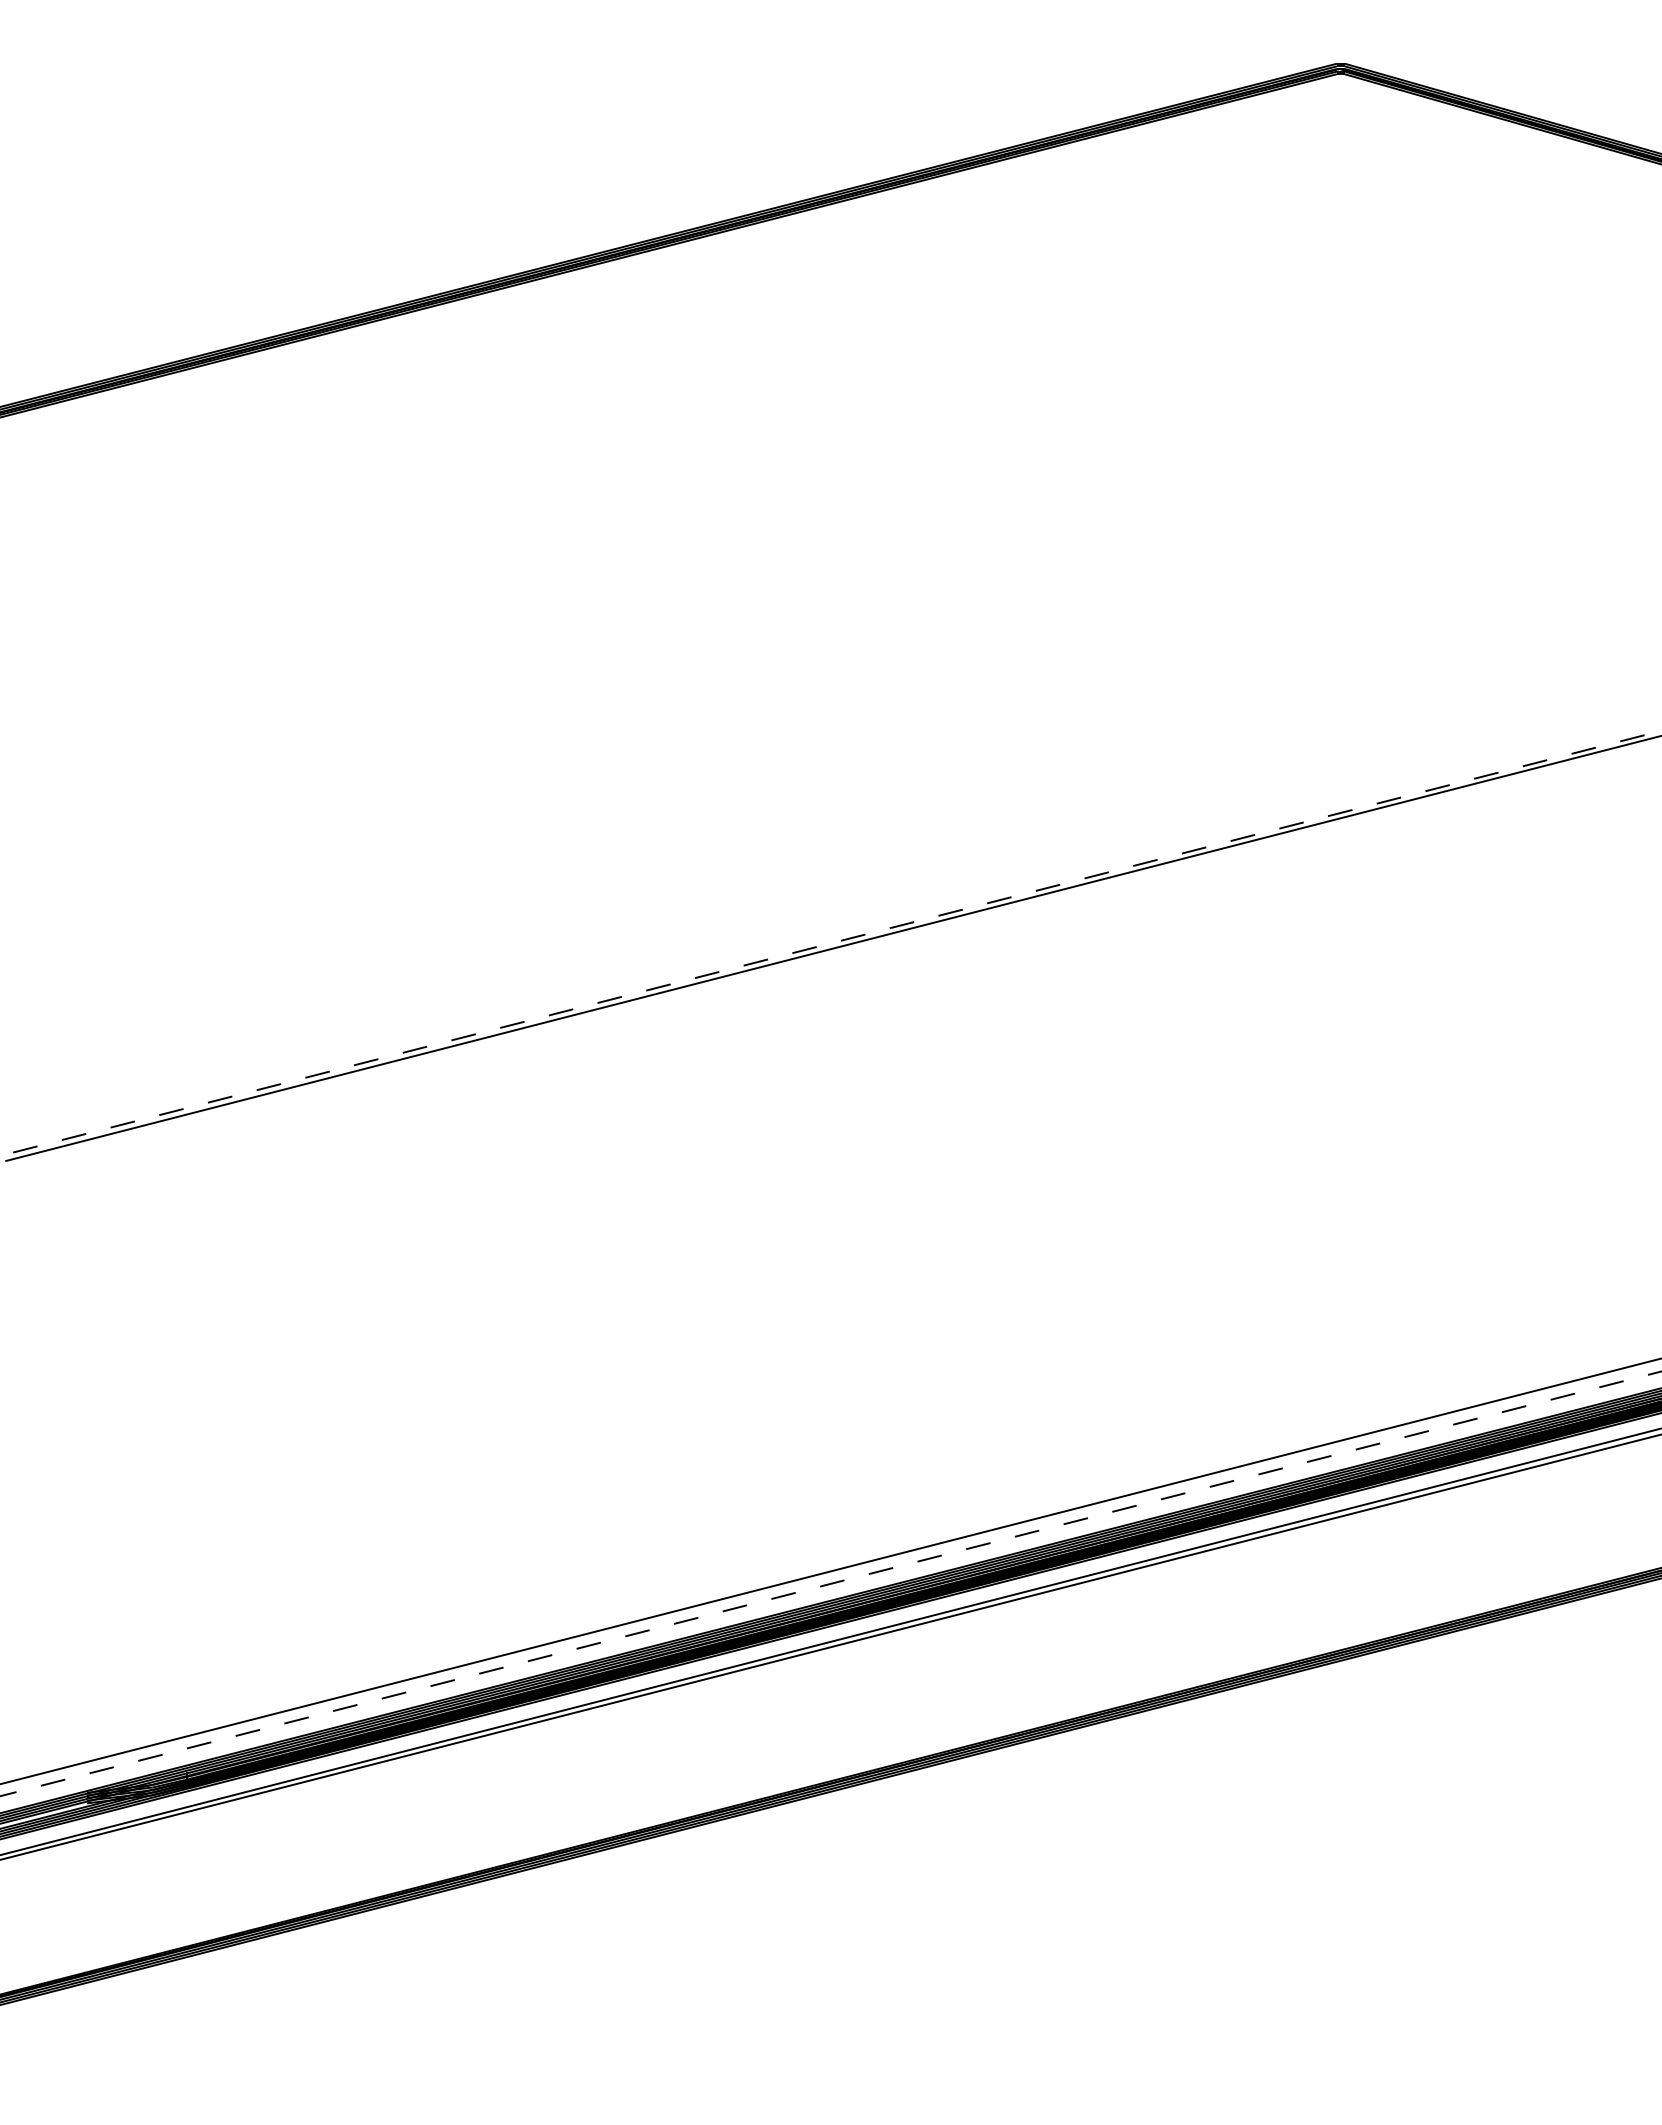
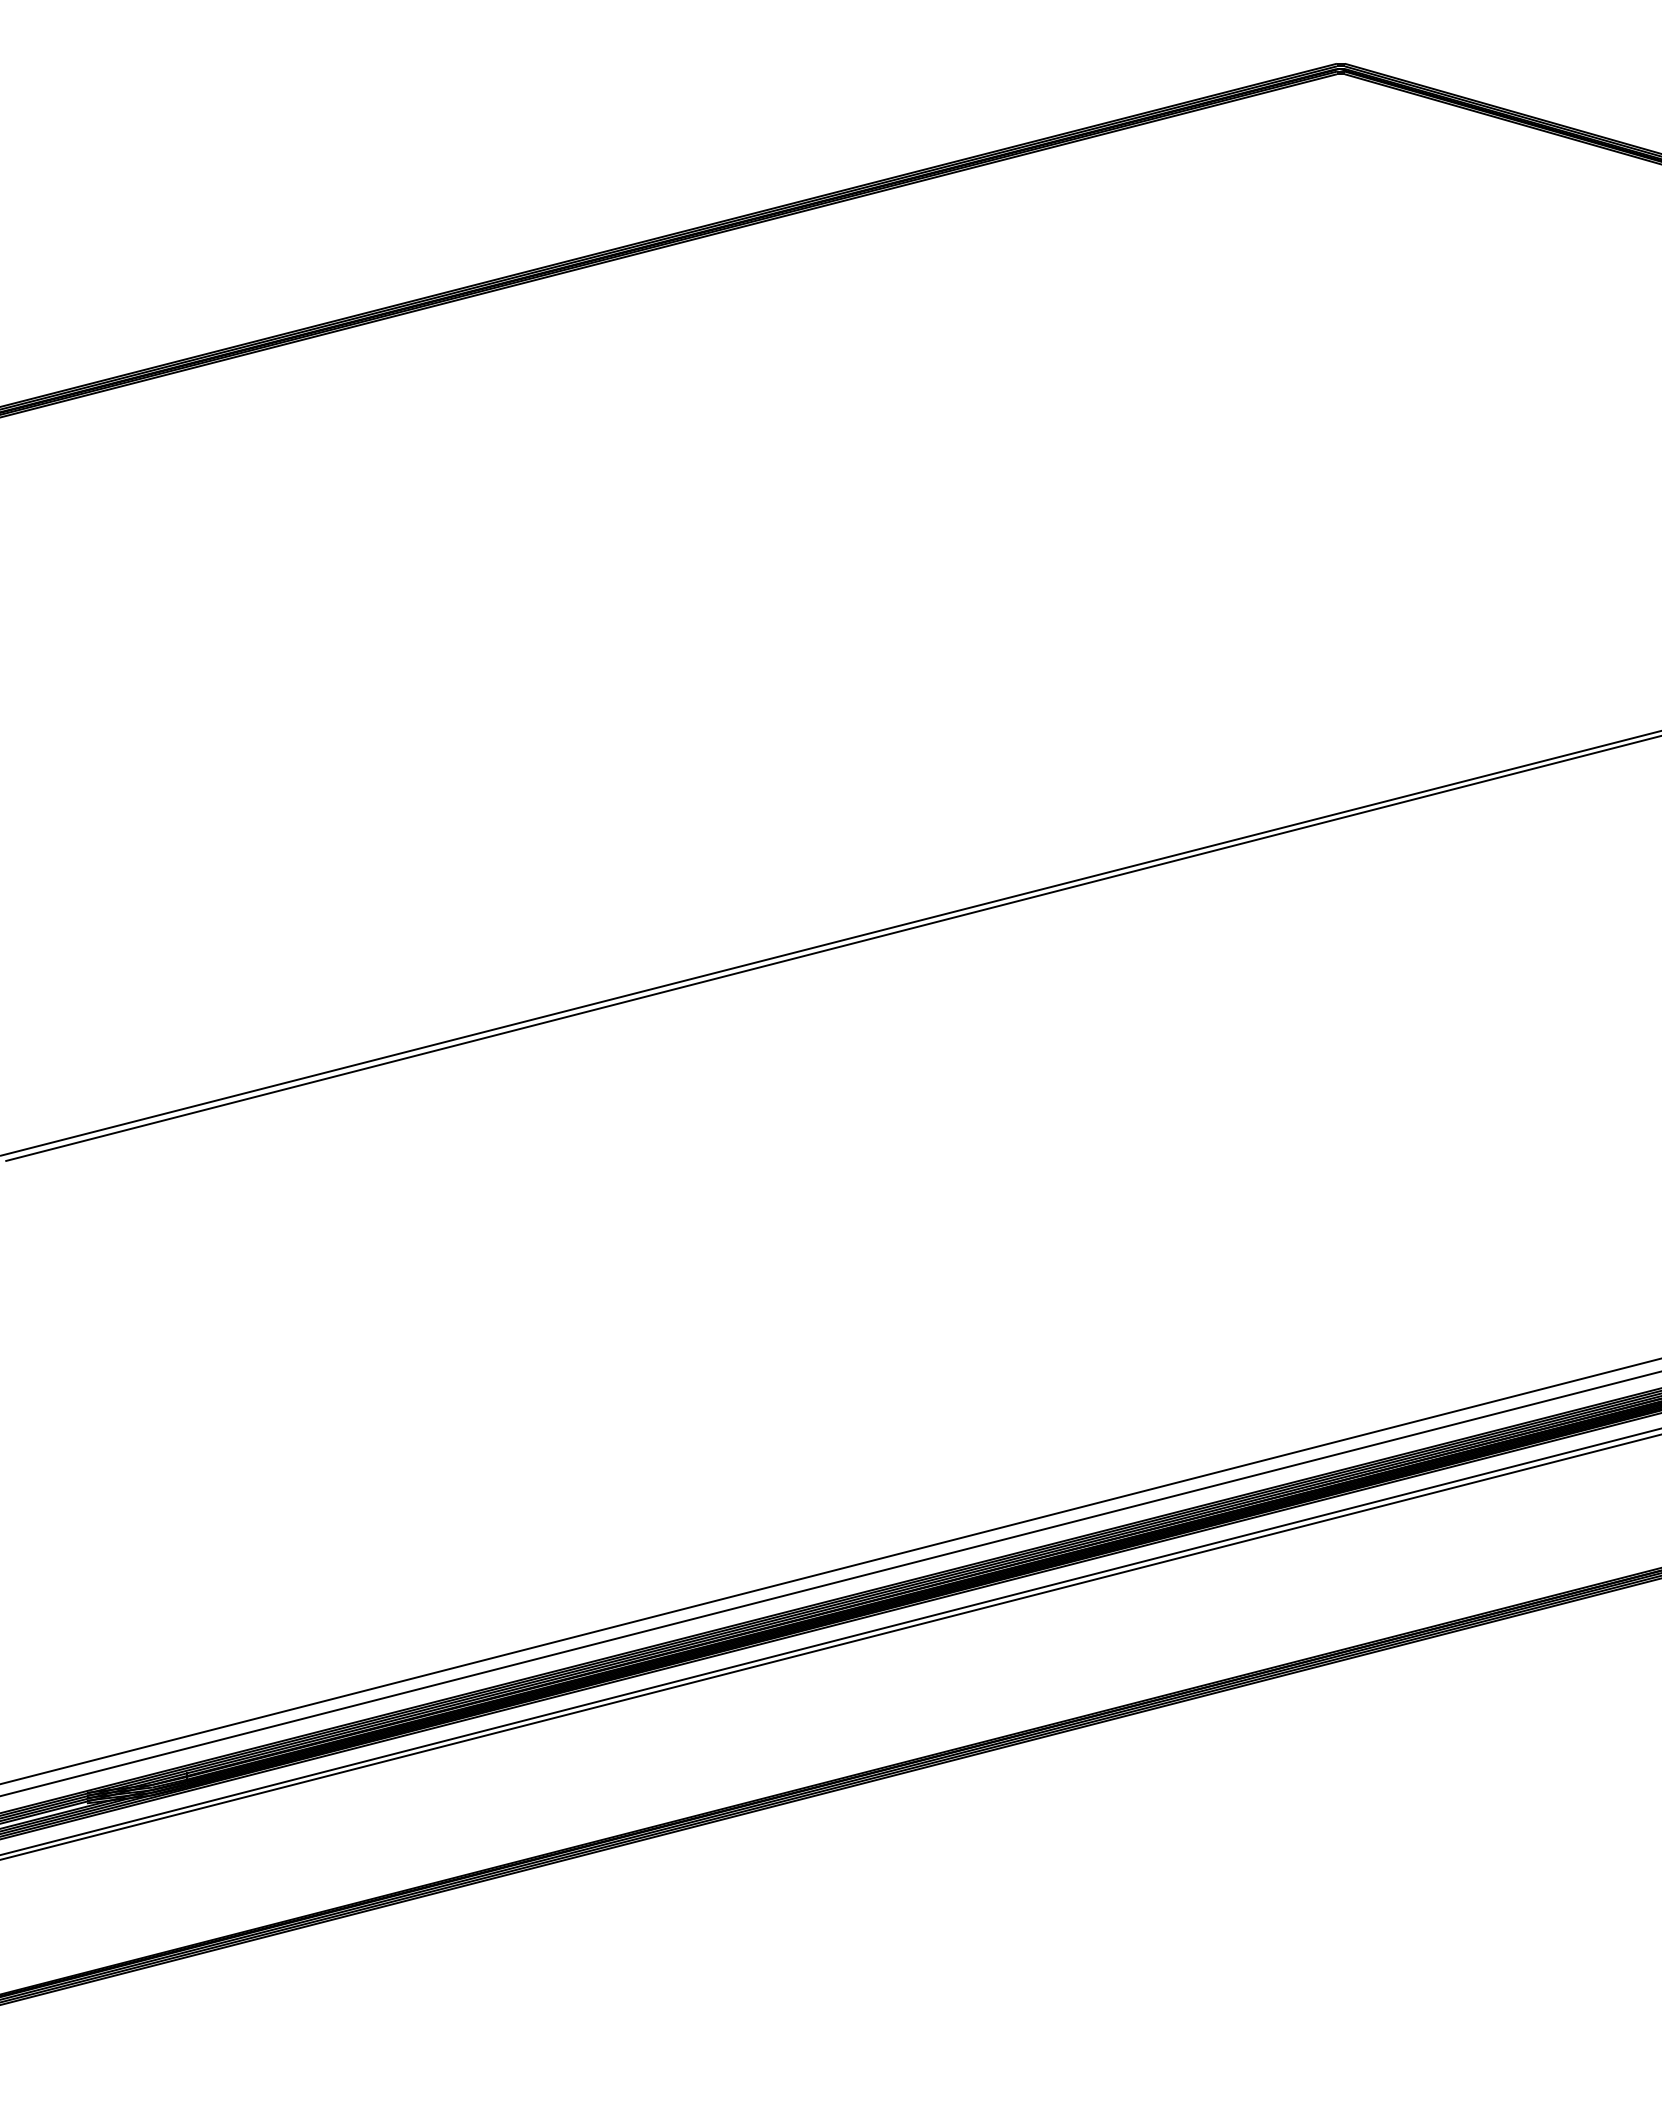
line: dashed -> solid (830, 943)
line: dashed -> solid (830, 1583)
